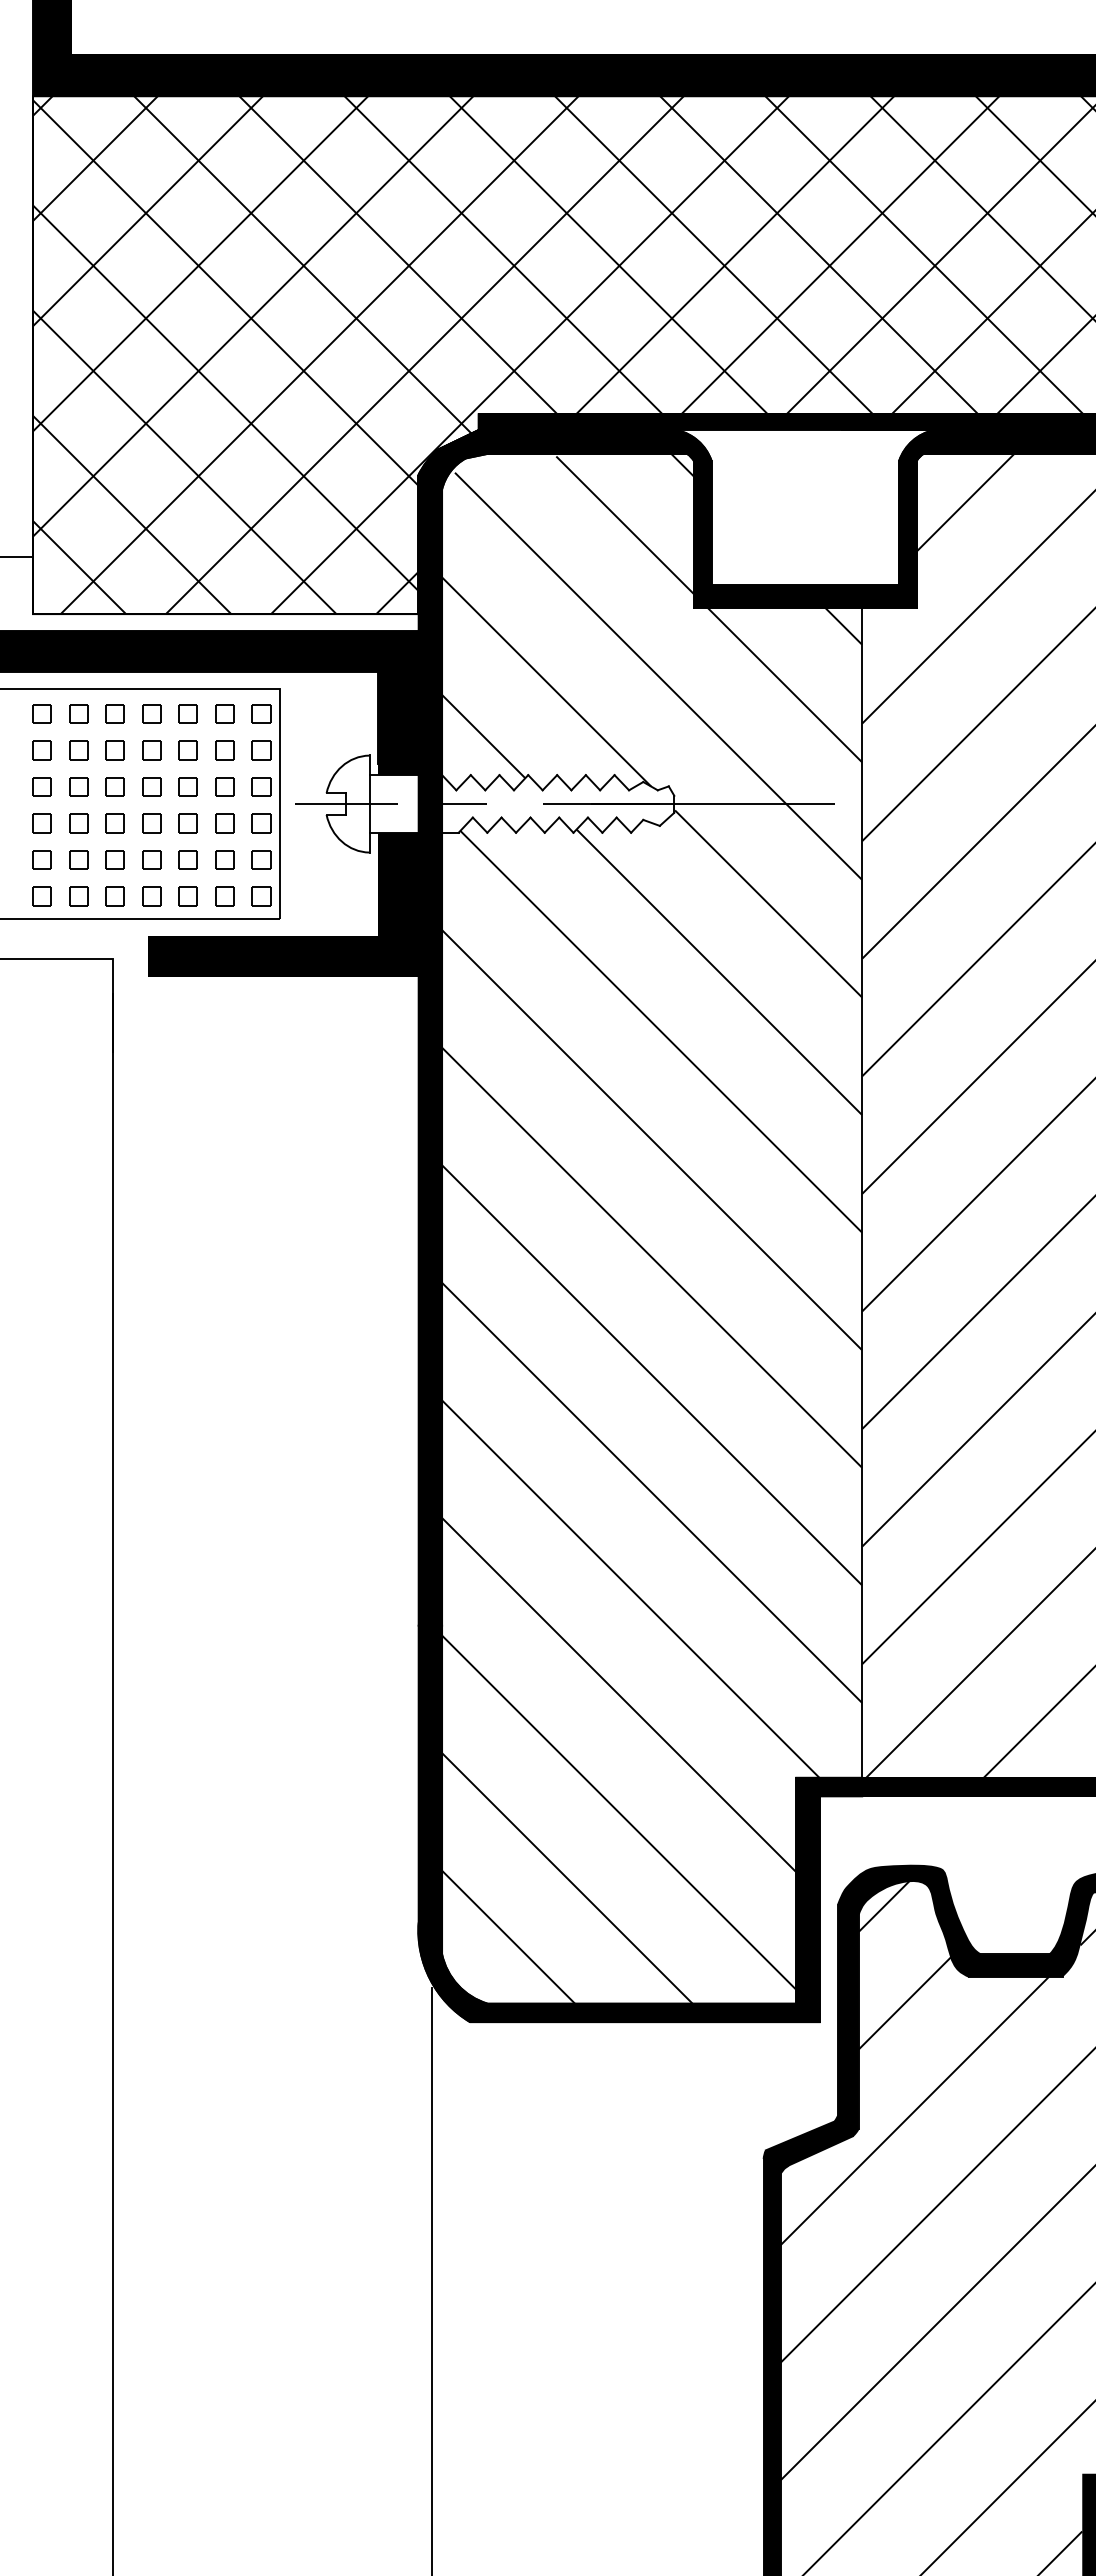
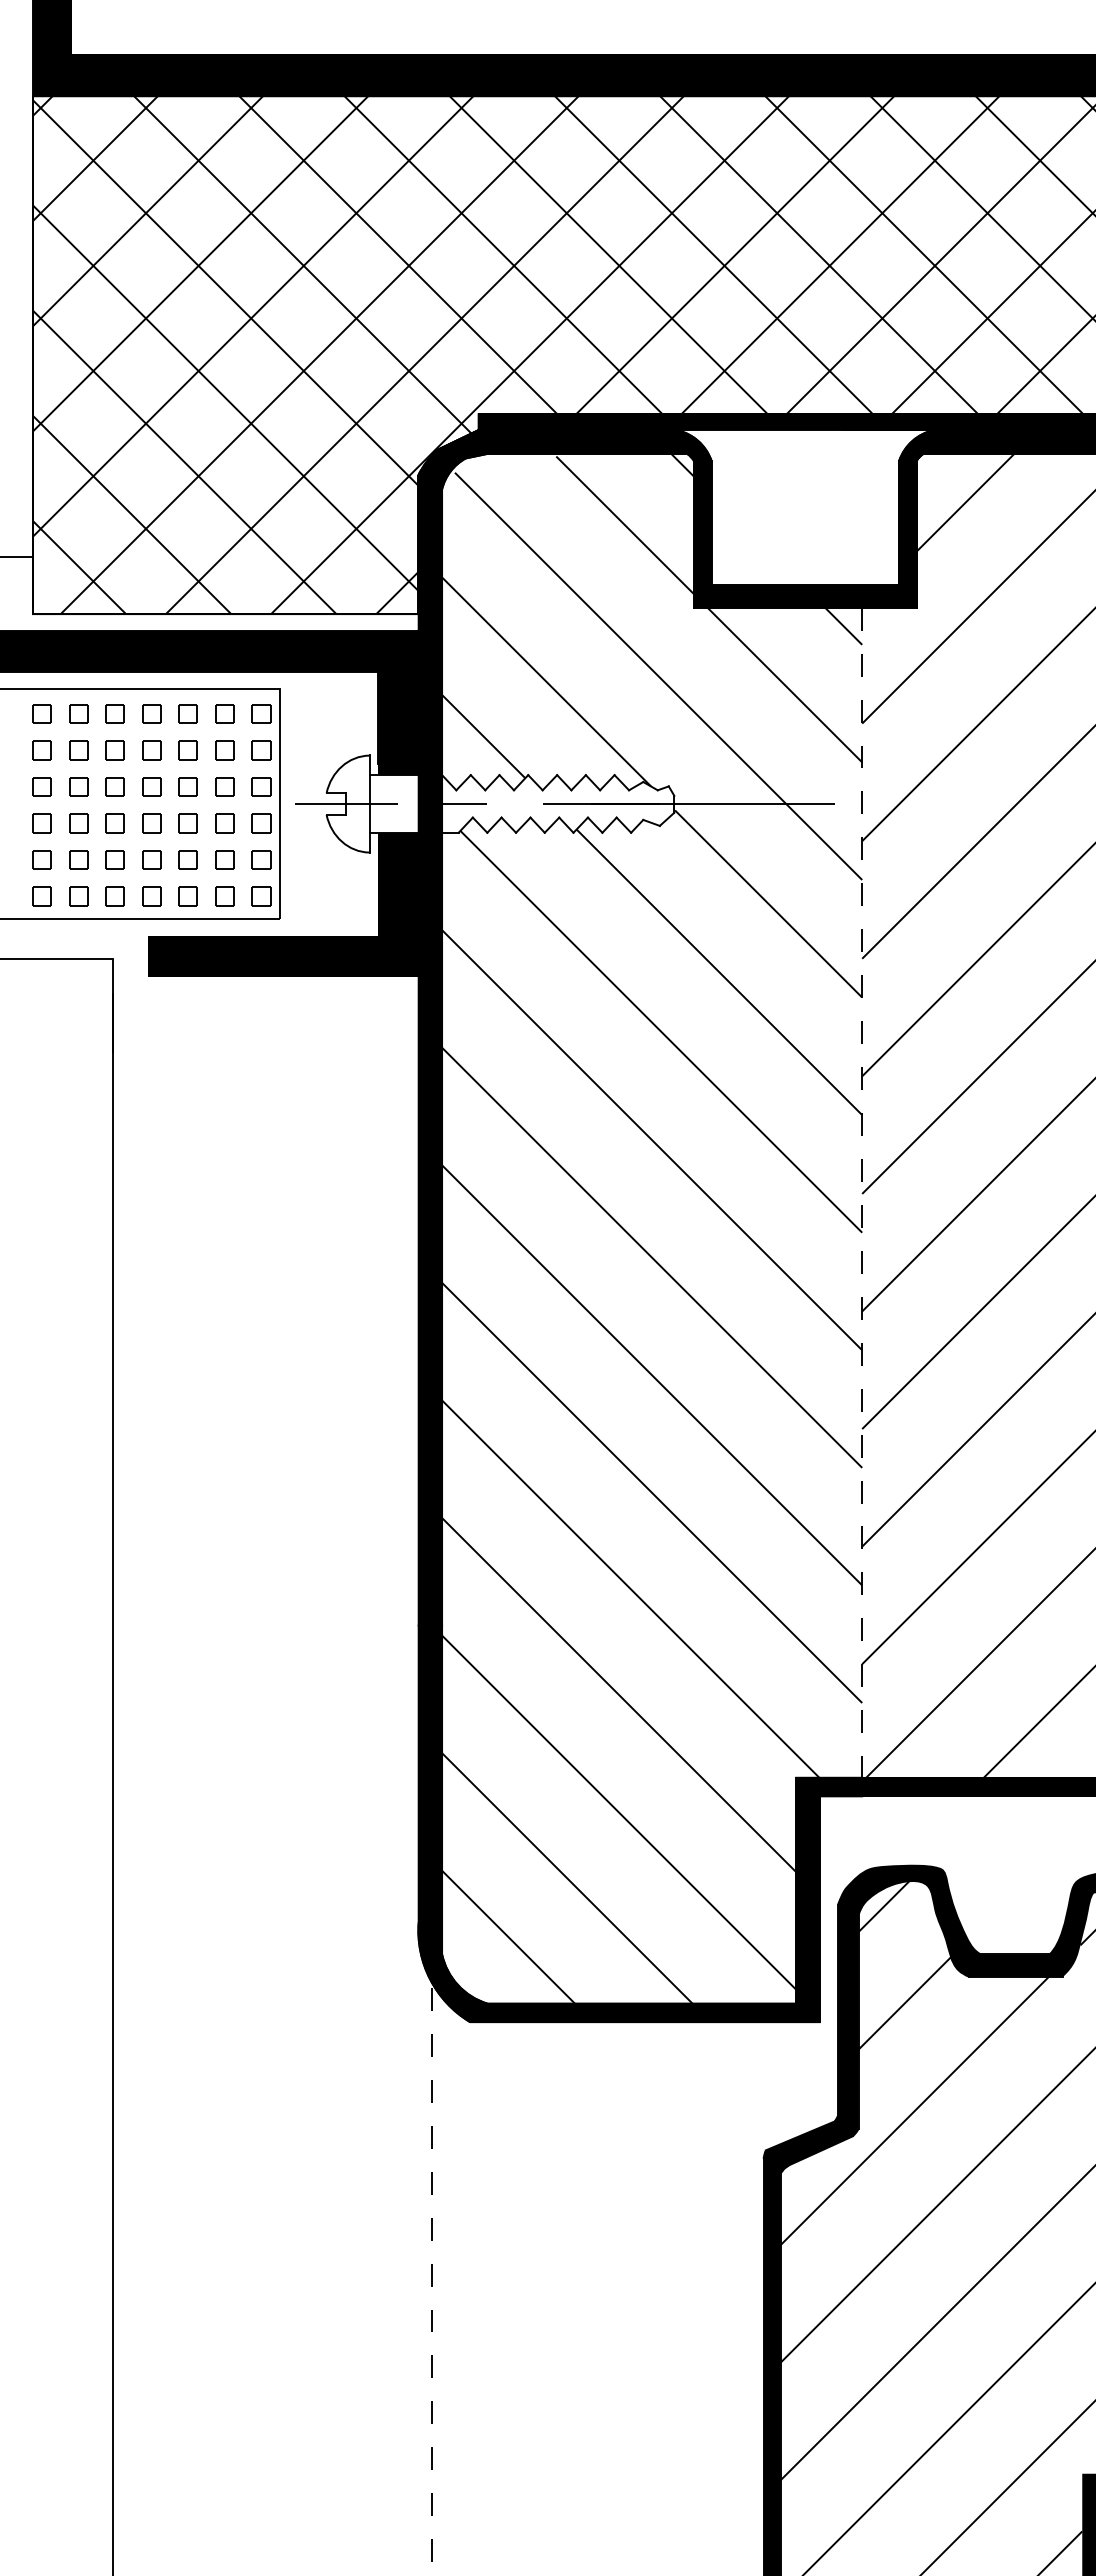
line: solid -> dashed (862, 1202)
line: solid -> dashed (432, 2281)
